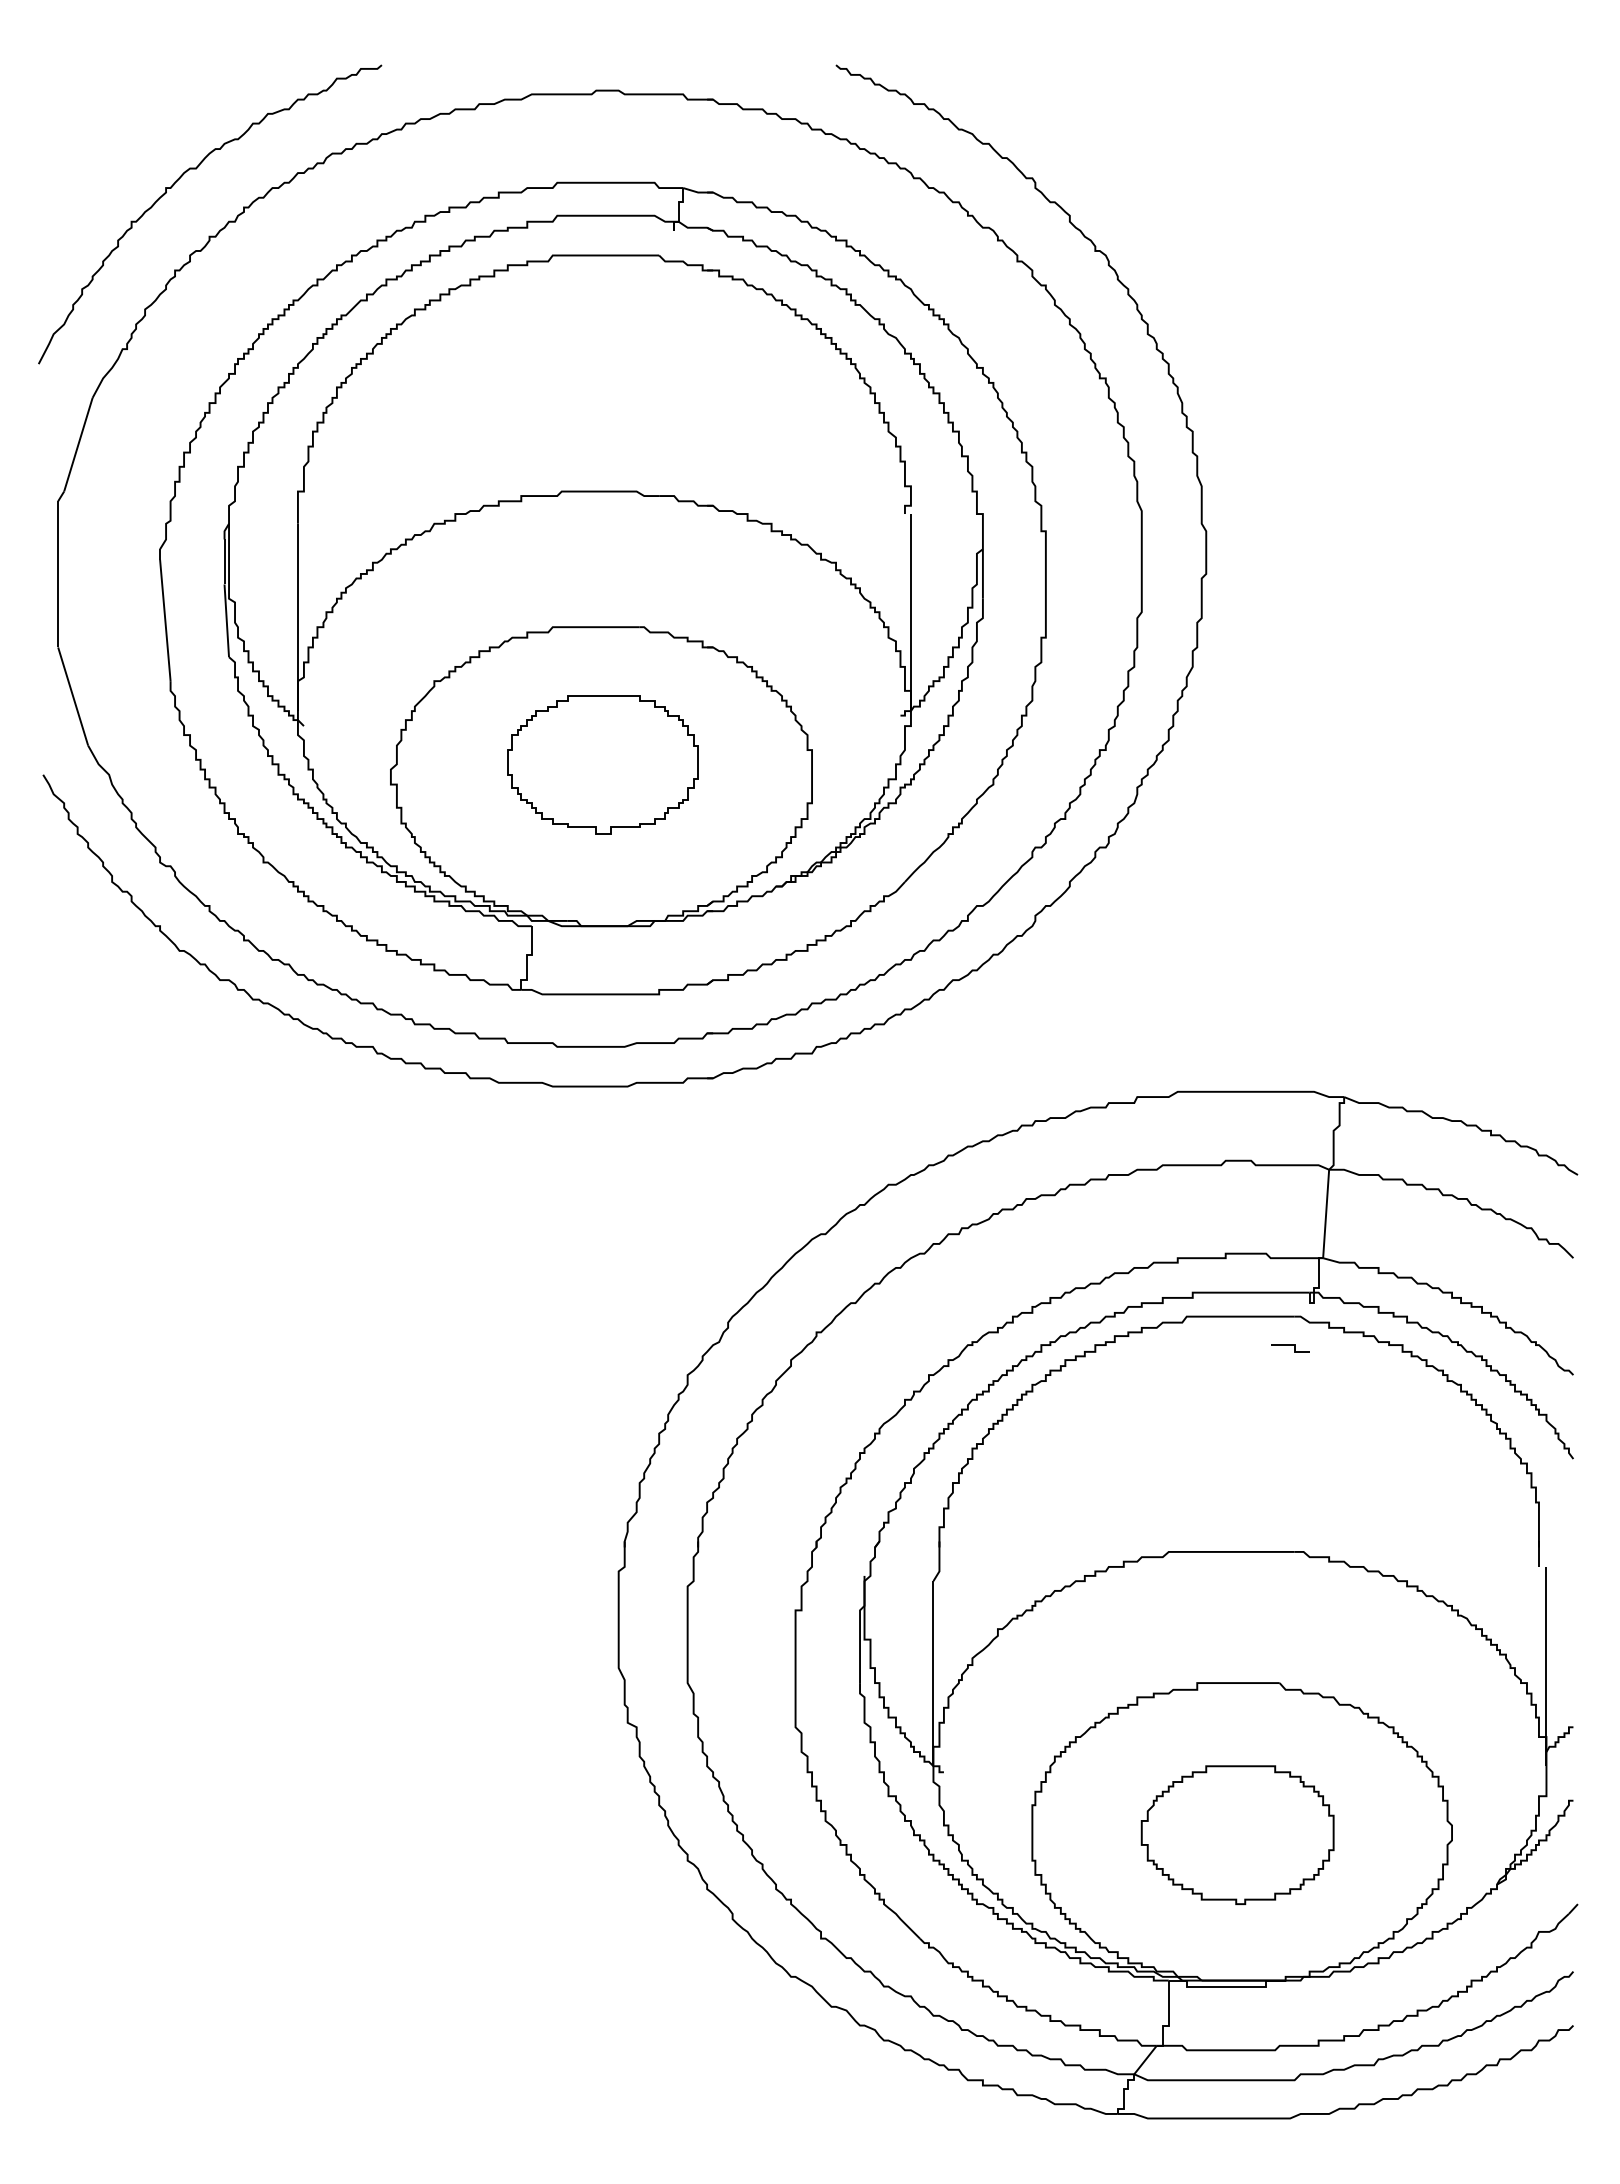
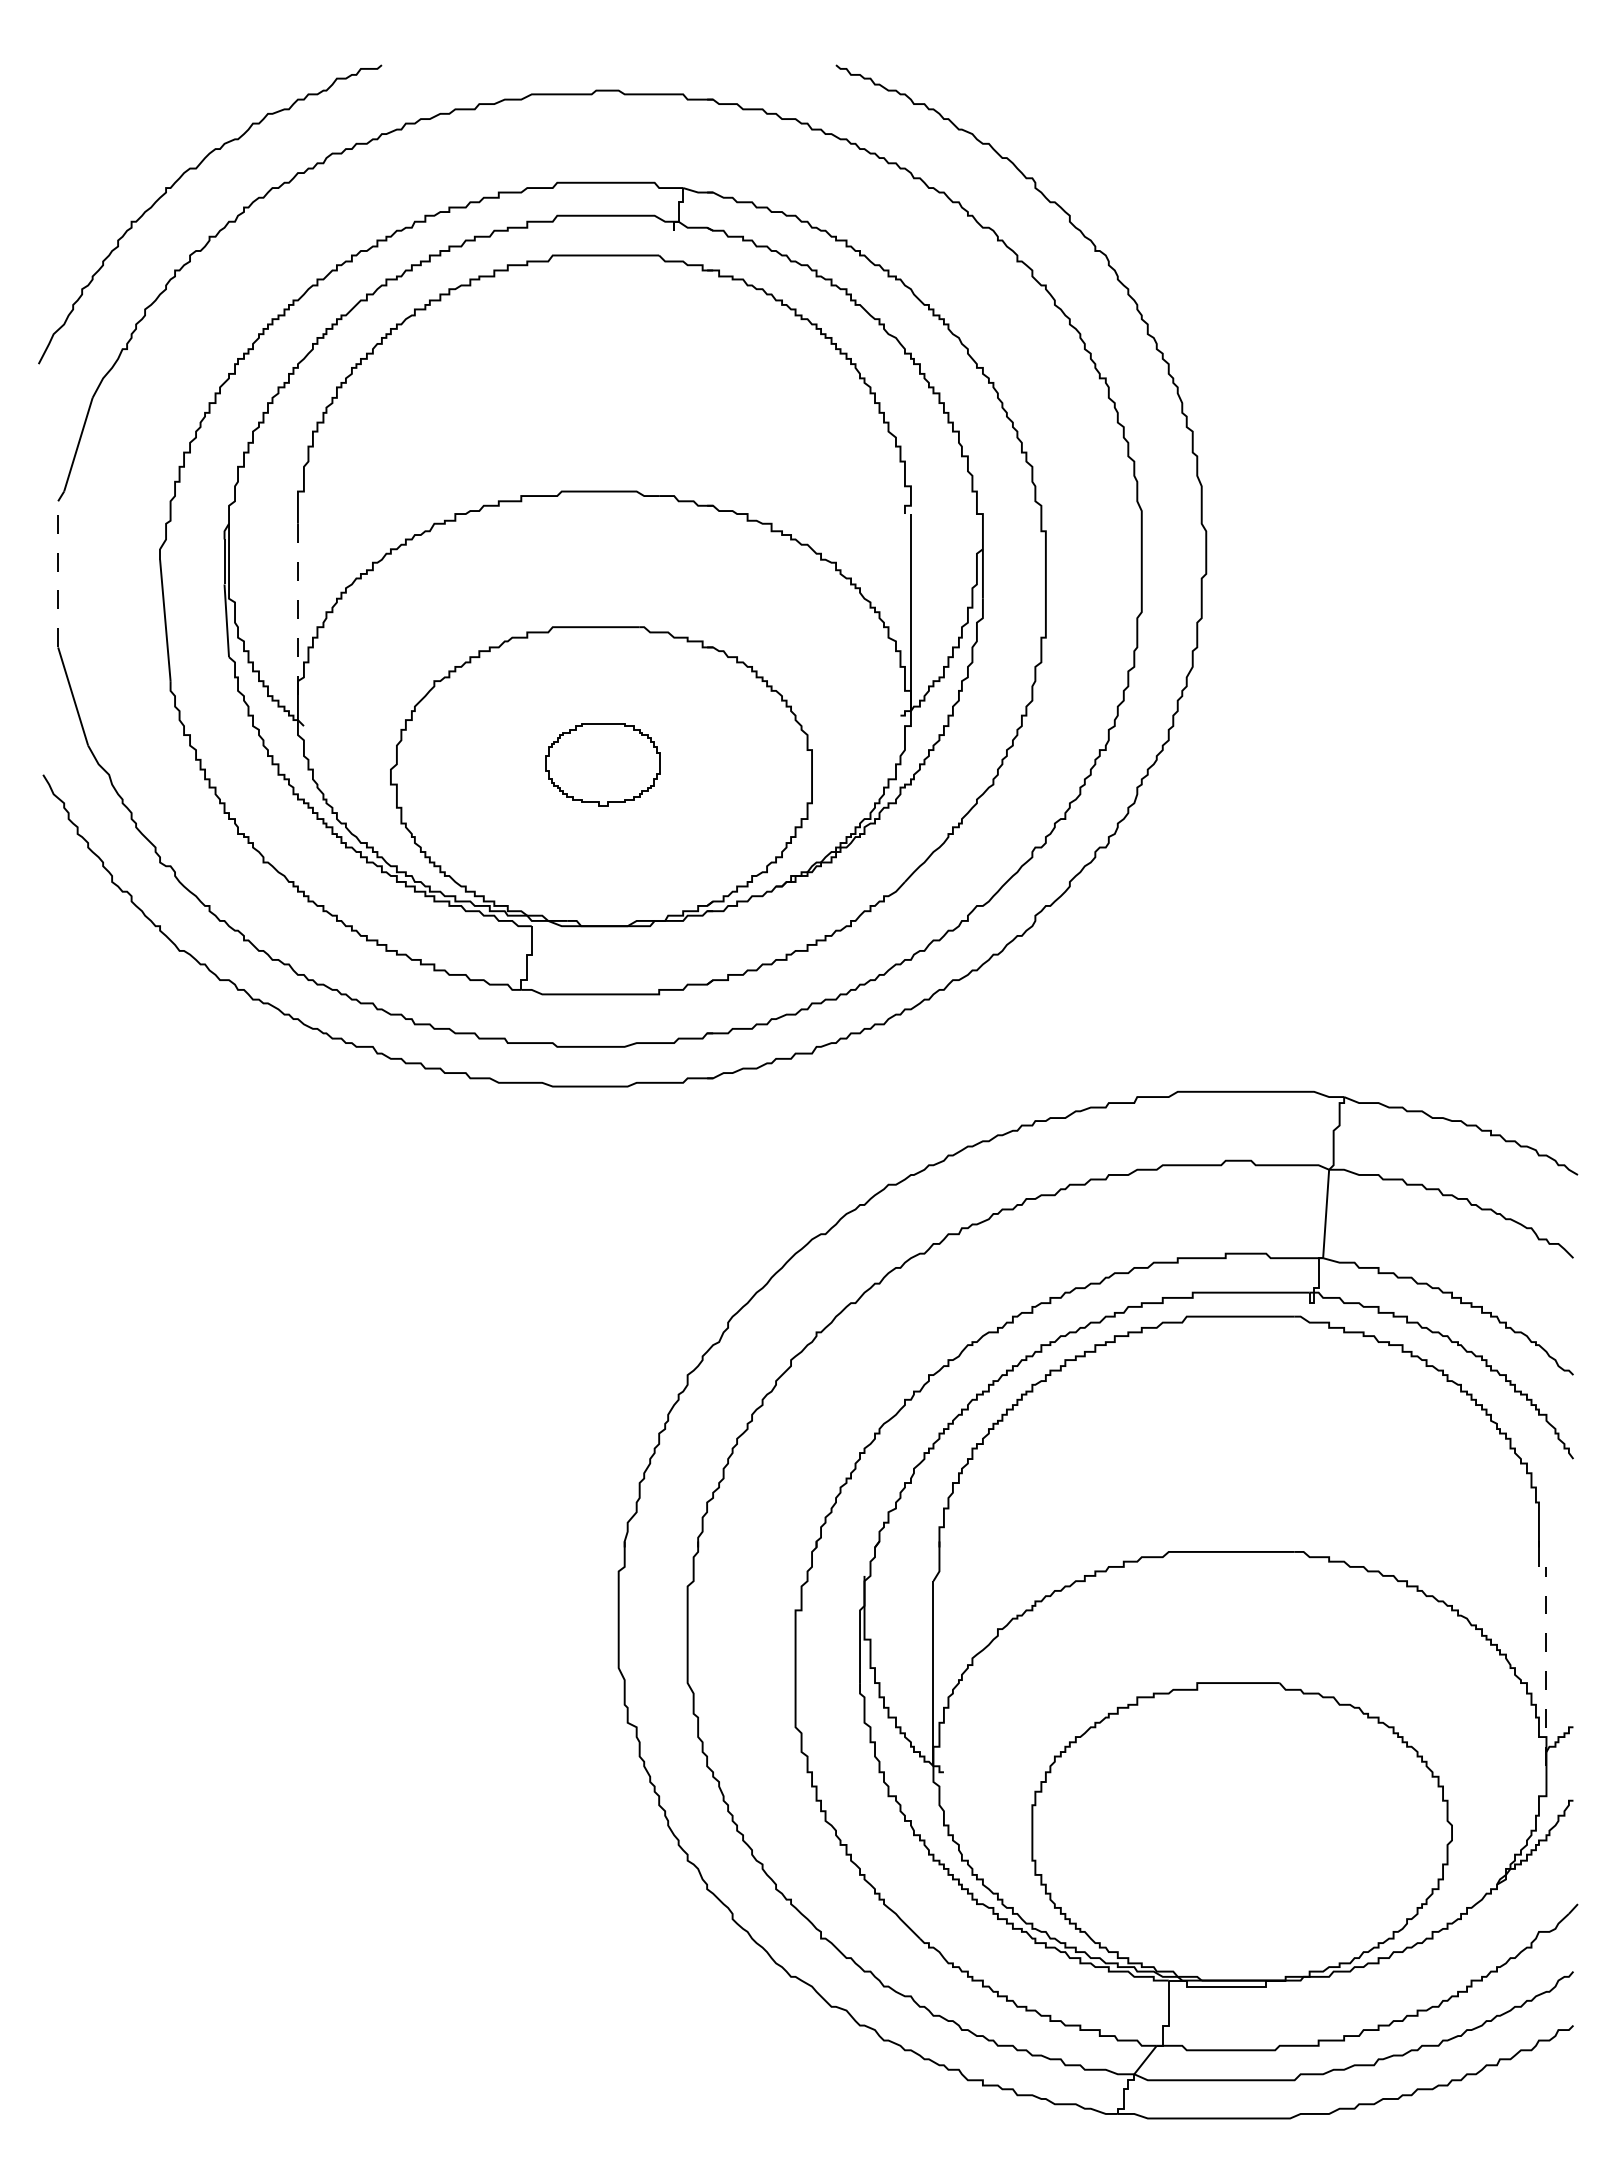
line: solid -> dashed (58, 573)
line: solid -> dashed (297, 617)
part size: 192x140 px -> 116x84 px (602, 764)
curve: present -> none (1290, 1345)
line: solid -> dashed (1546, 1666)
part: present -> none (1237, 1834)
